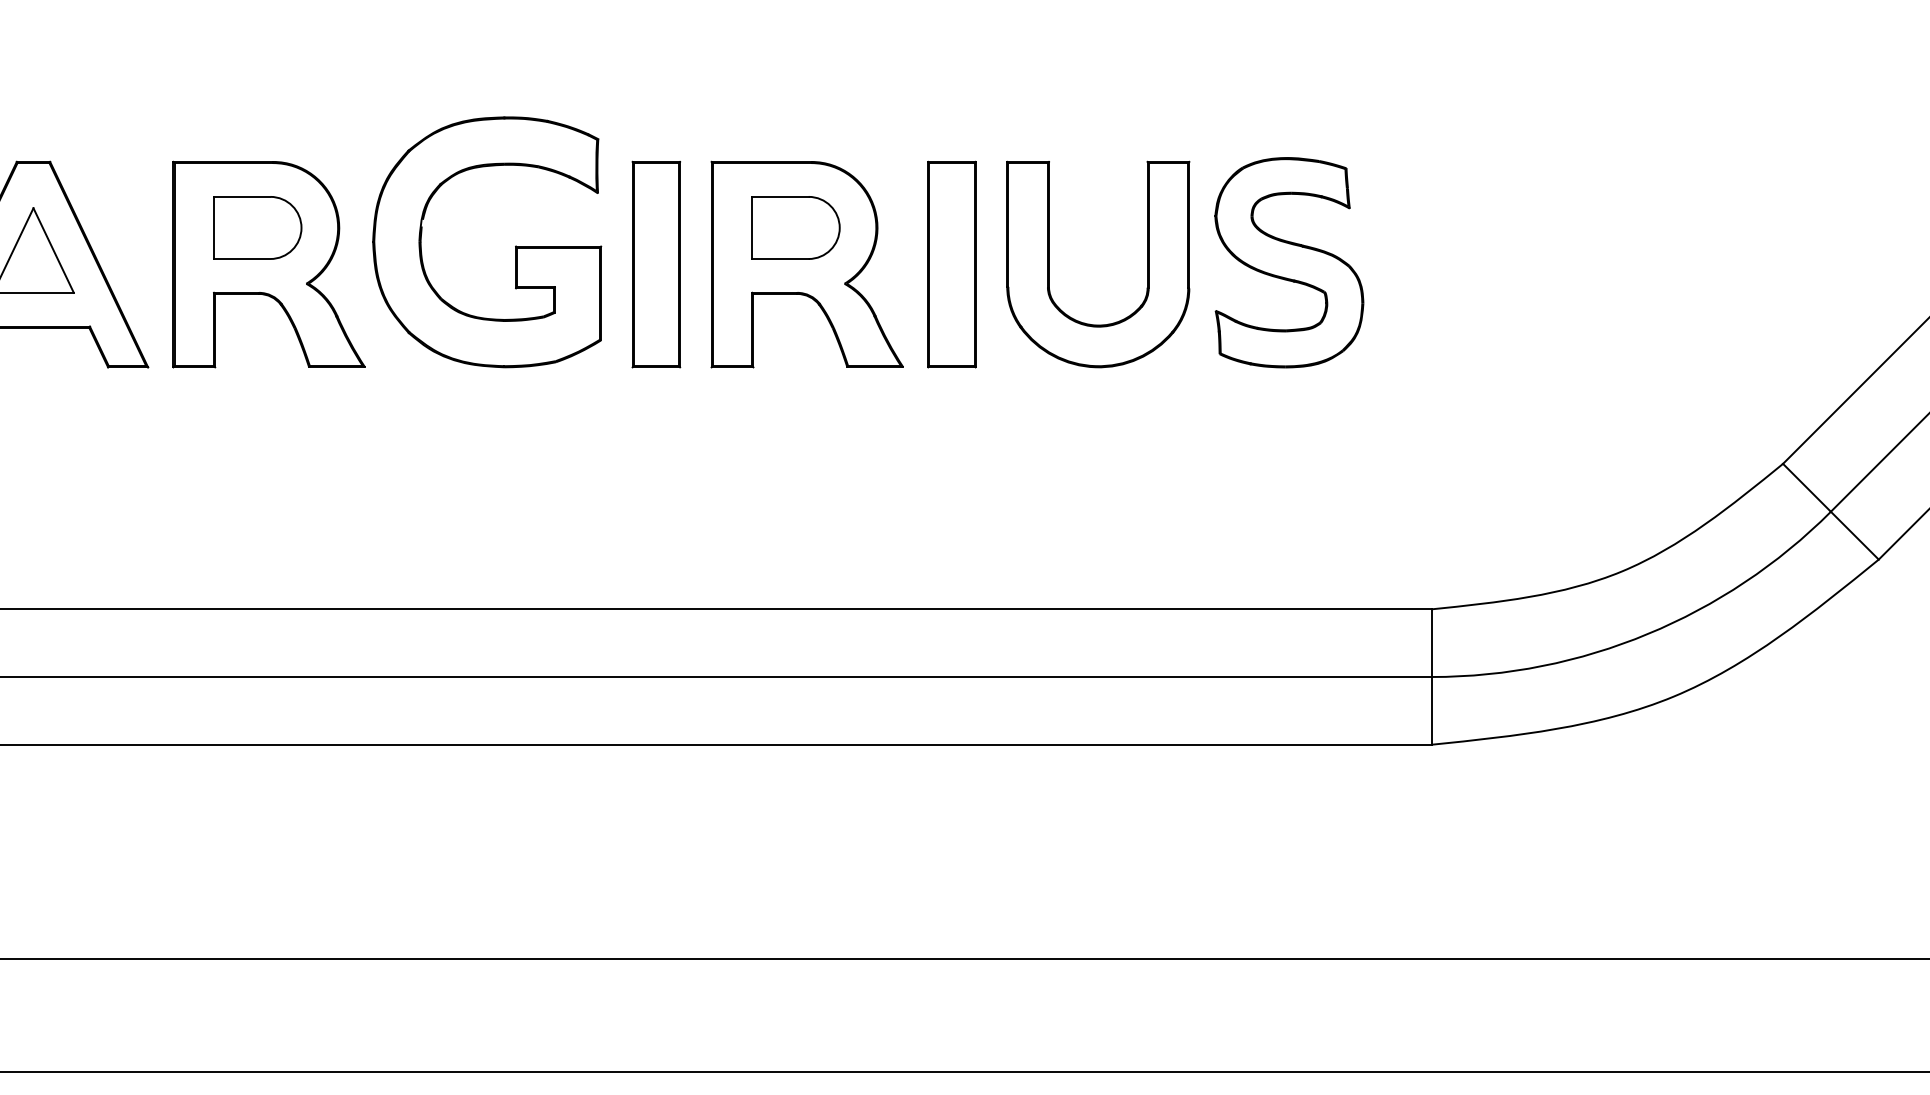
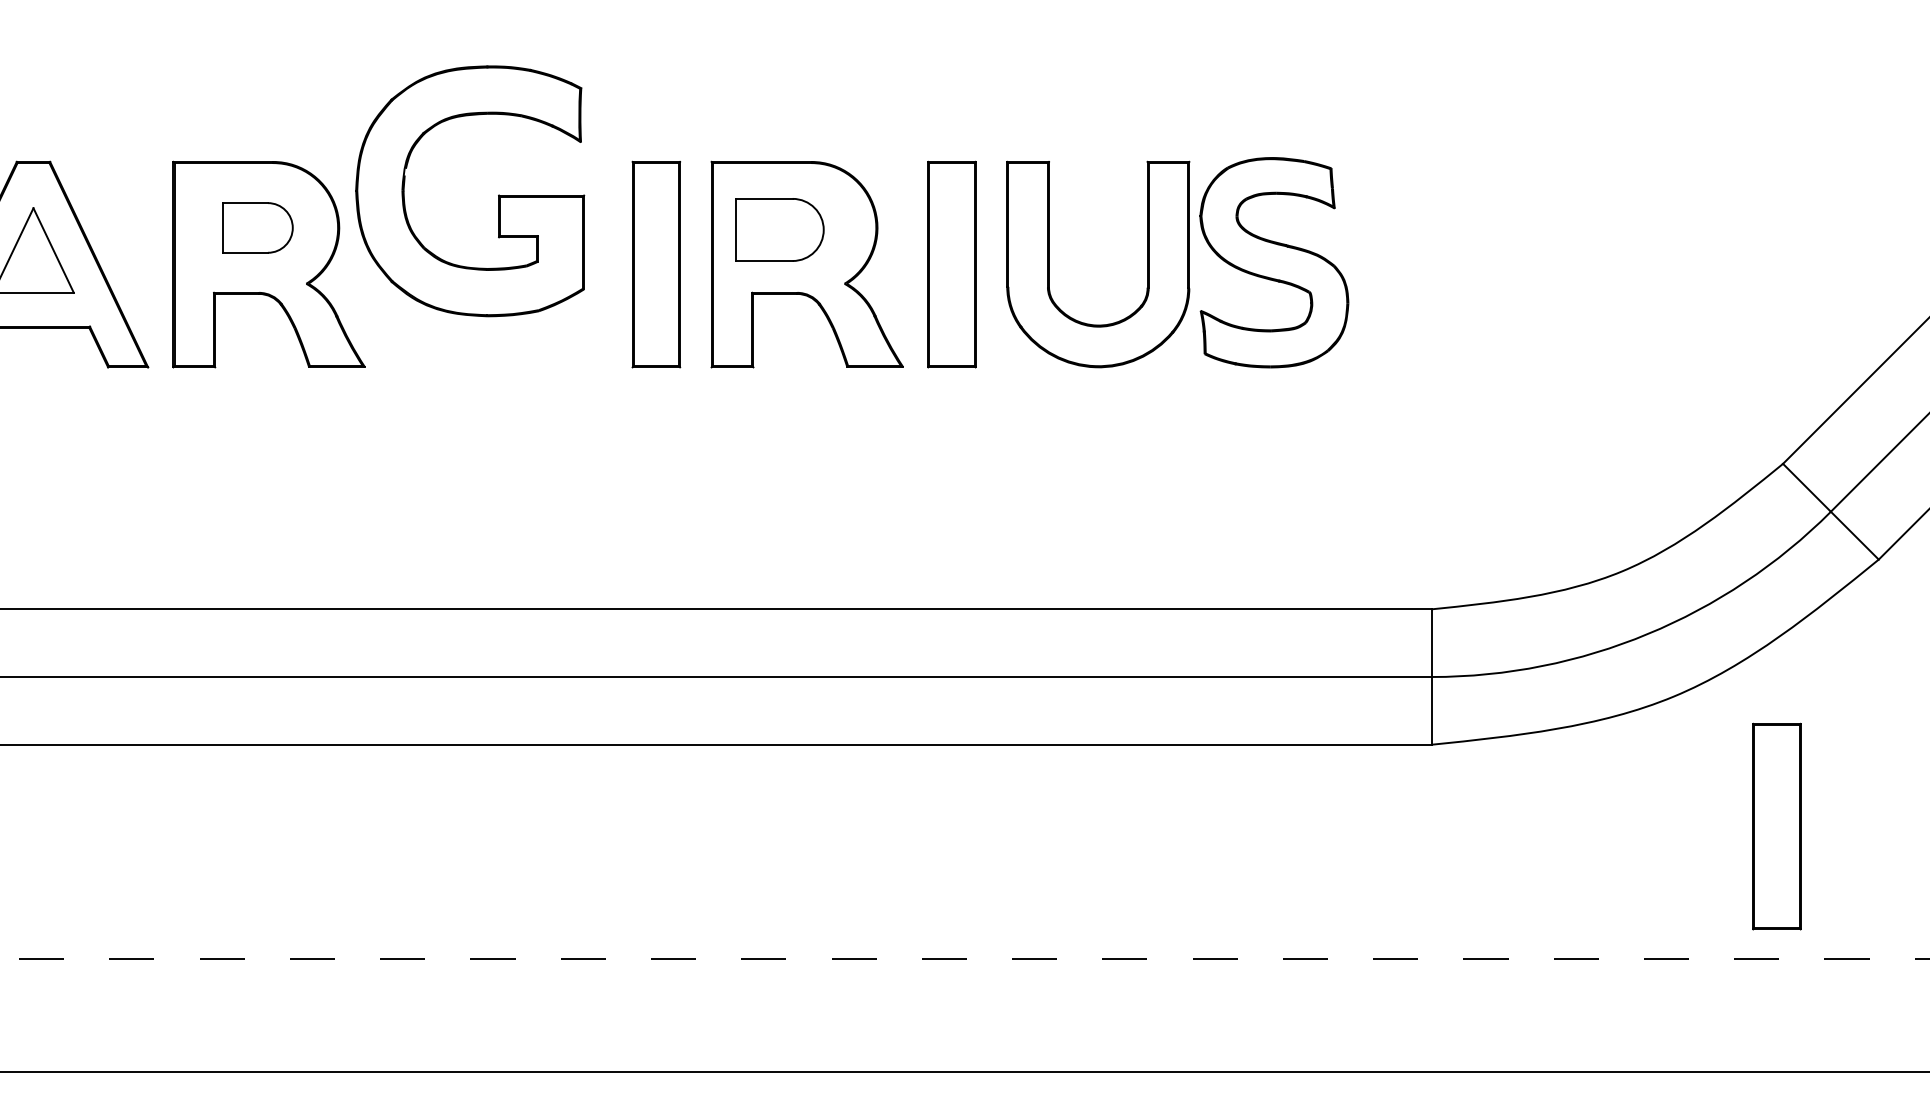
part size: 90x64 px -> 72x52 px (257, 227)
part position: (795, 227) -> (779, 229) (779, 229)
part position: (515, 245) -> (498, 194) (498, 194)
part position: (1289, 262) -> (1274, 262) (1274, 262)
part: none -> present (1776, 826)
line: solid -> dashed (964, 959)
